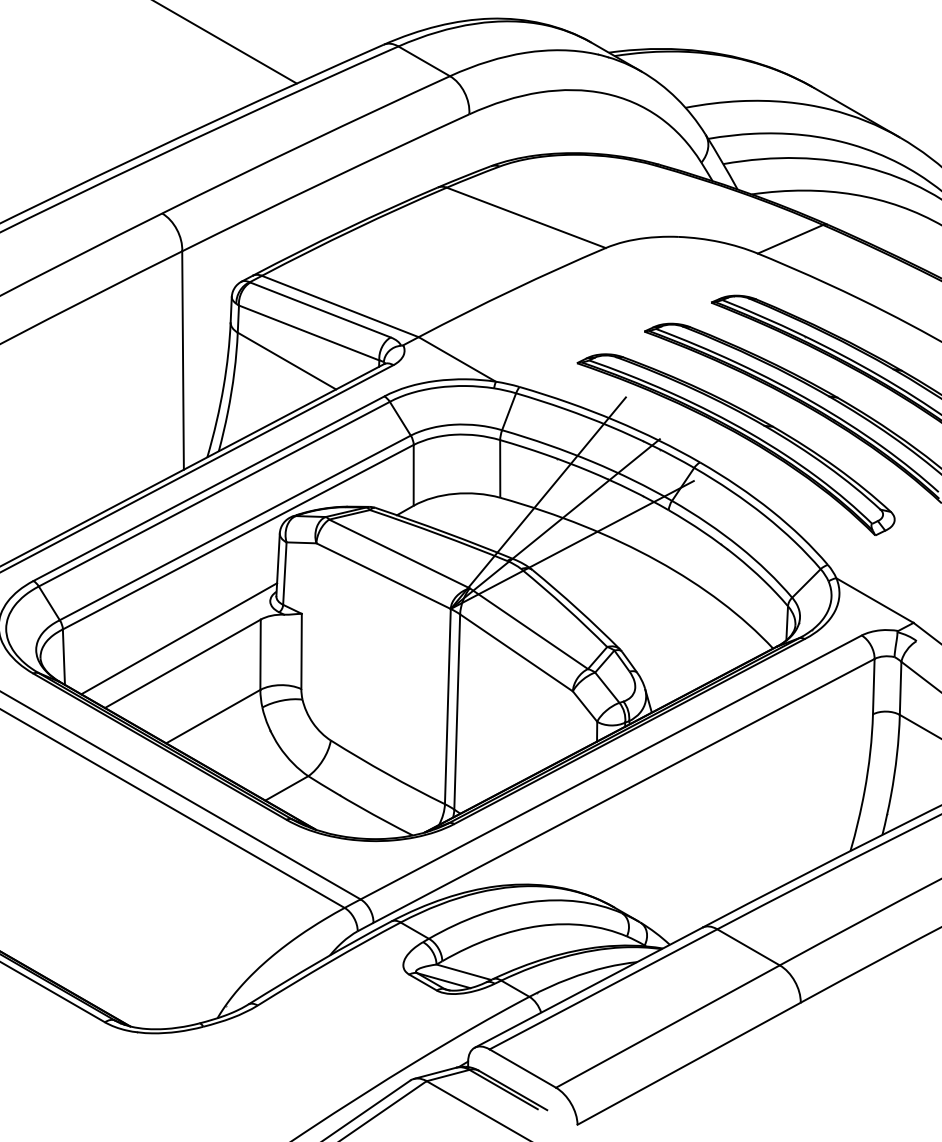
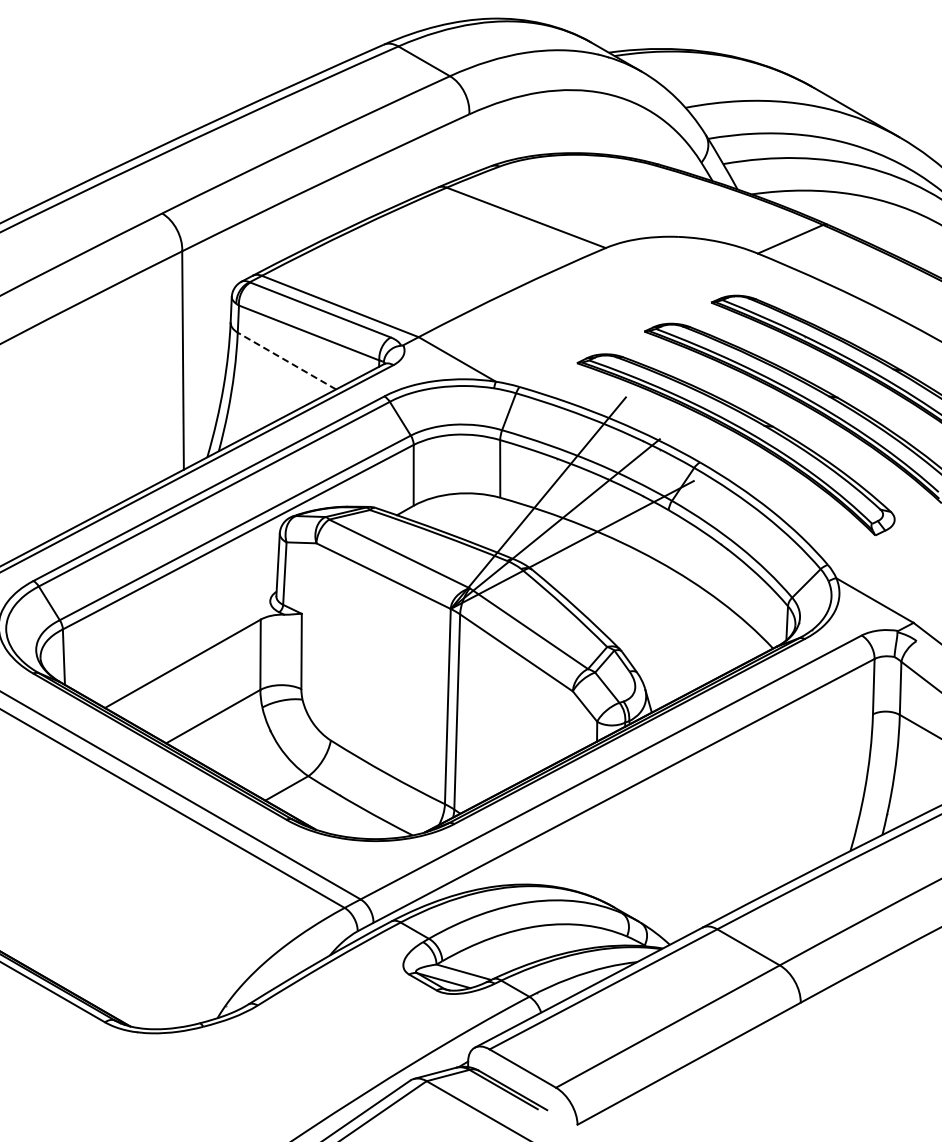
line: present -> none (225, 42)
line: solid -> dashed (286, 361)
line: present -> none (179, 638)
